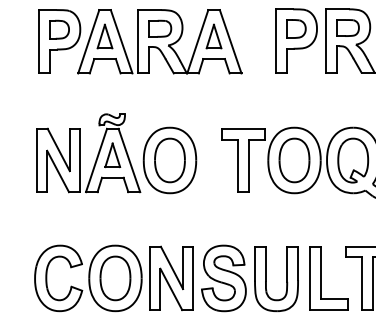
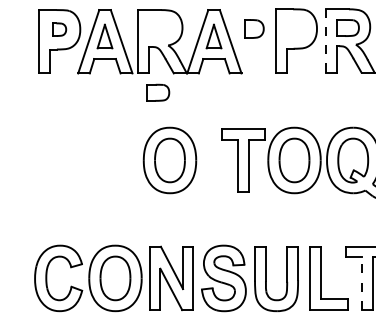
part position: (160, 28) -> (158, 92) (158, 92)
part position: (296, 28) -> (254, 28) (254, 28)
part size: 21x21 px -> 16x15 px (59, 29)
line: solid -> dashed (325, 40)
part: present -> none (80, 153)
line: solid -> dashed (362, 283)
